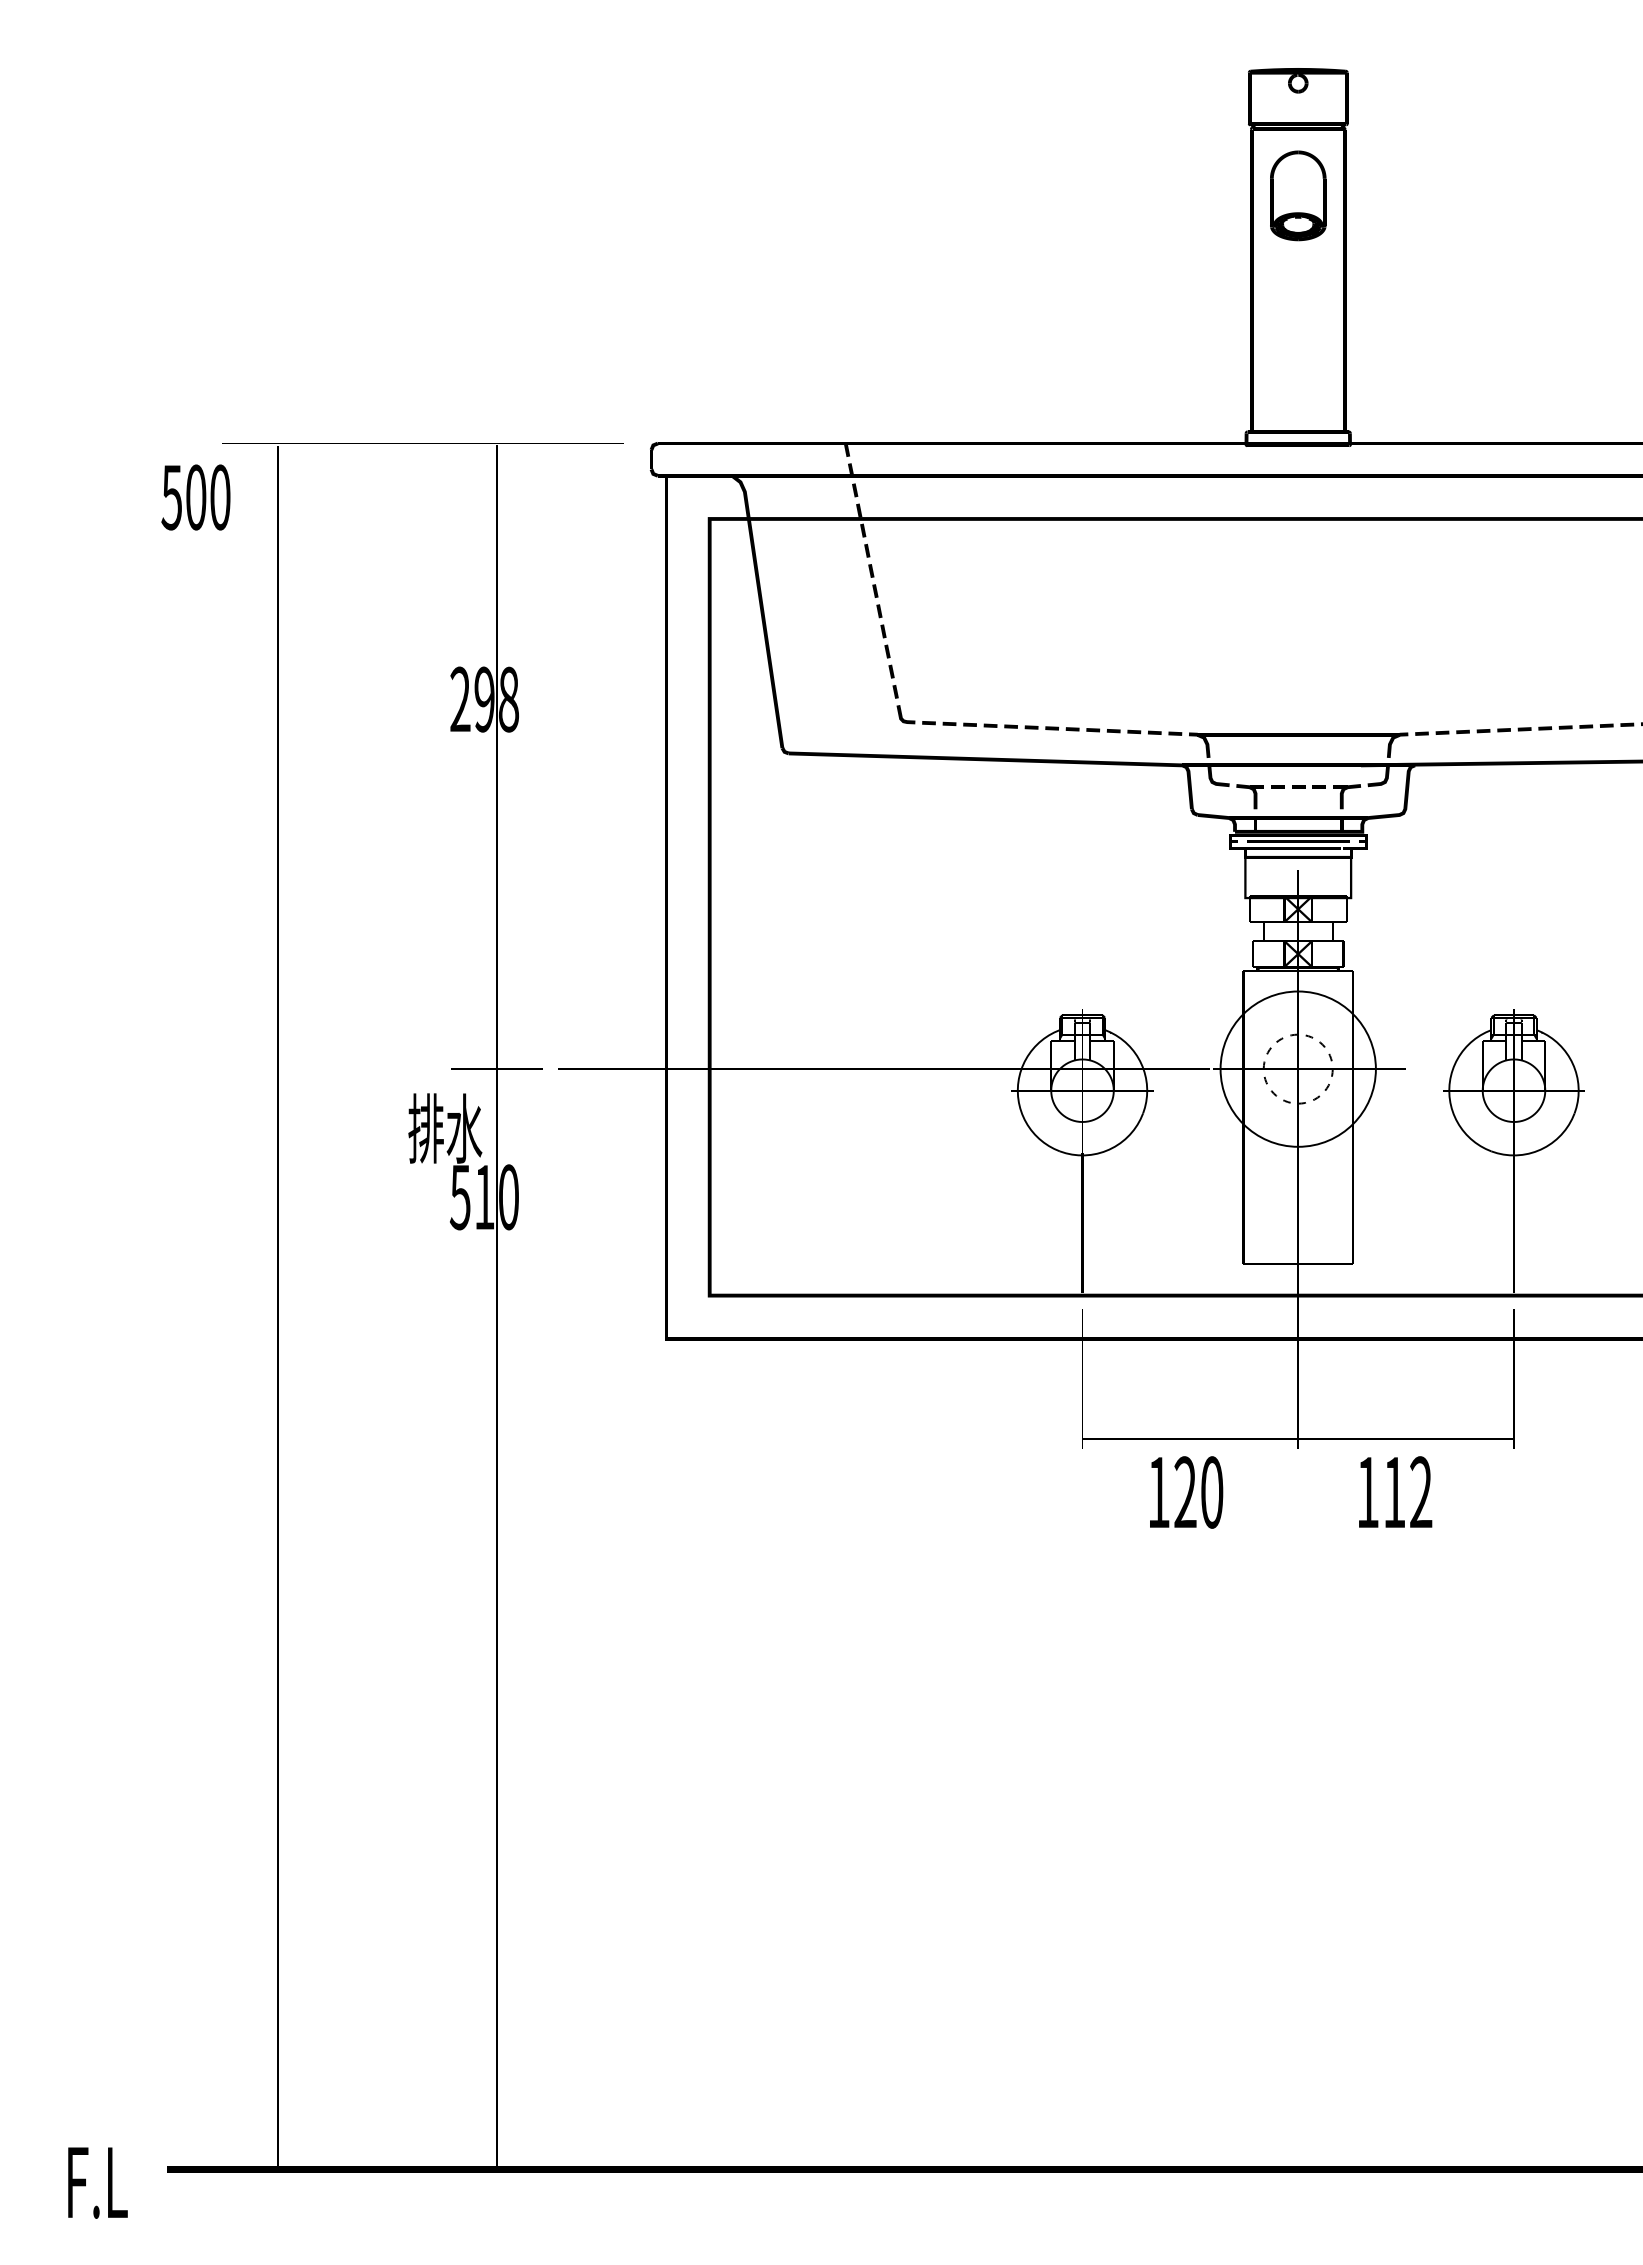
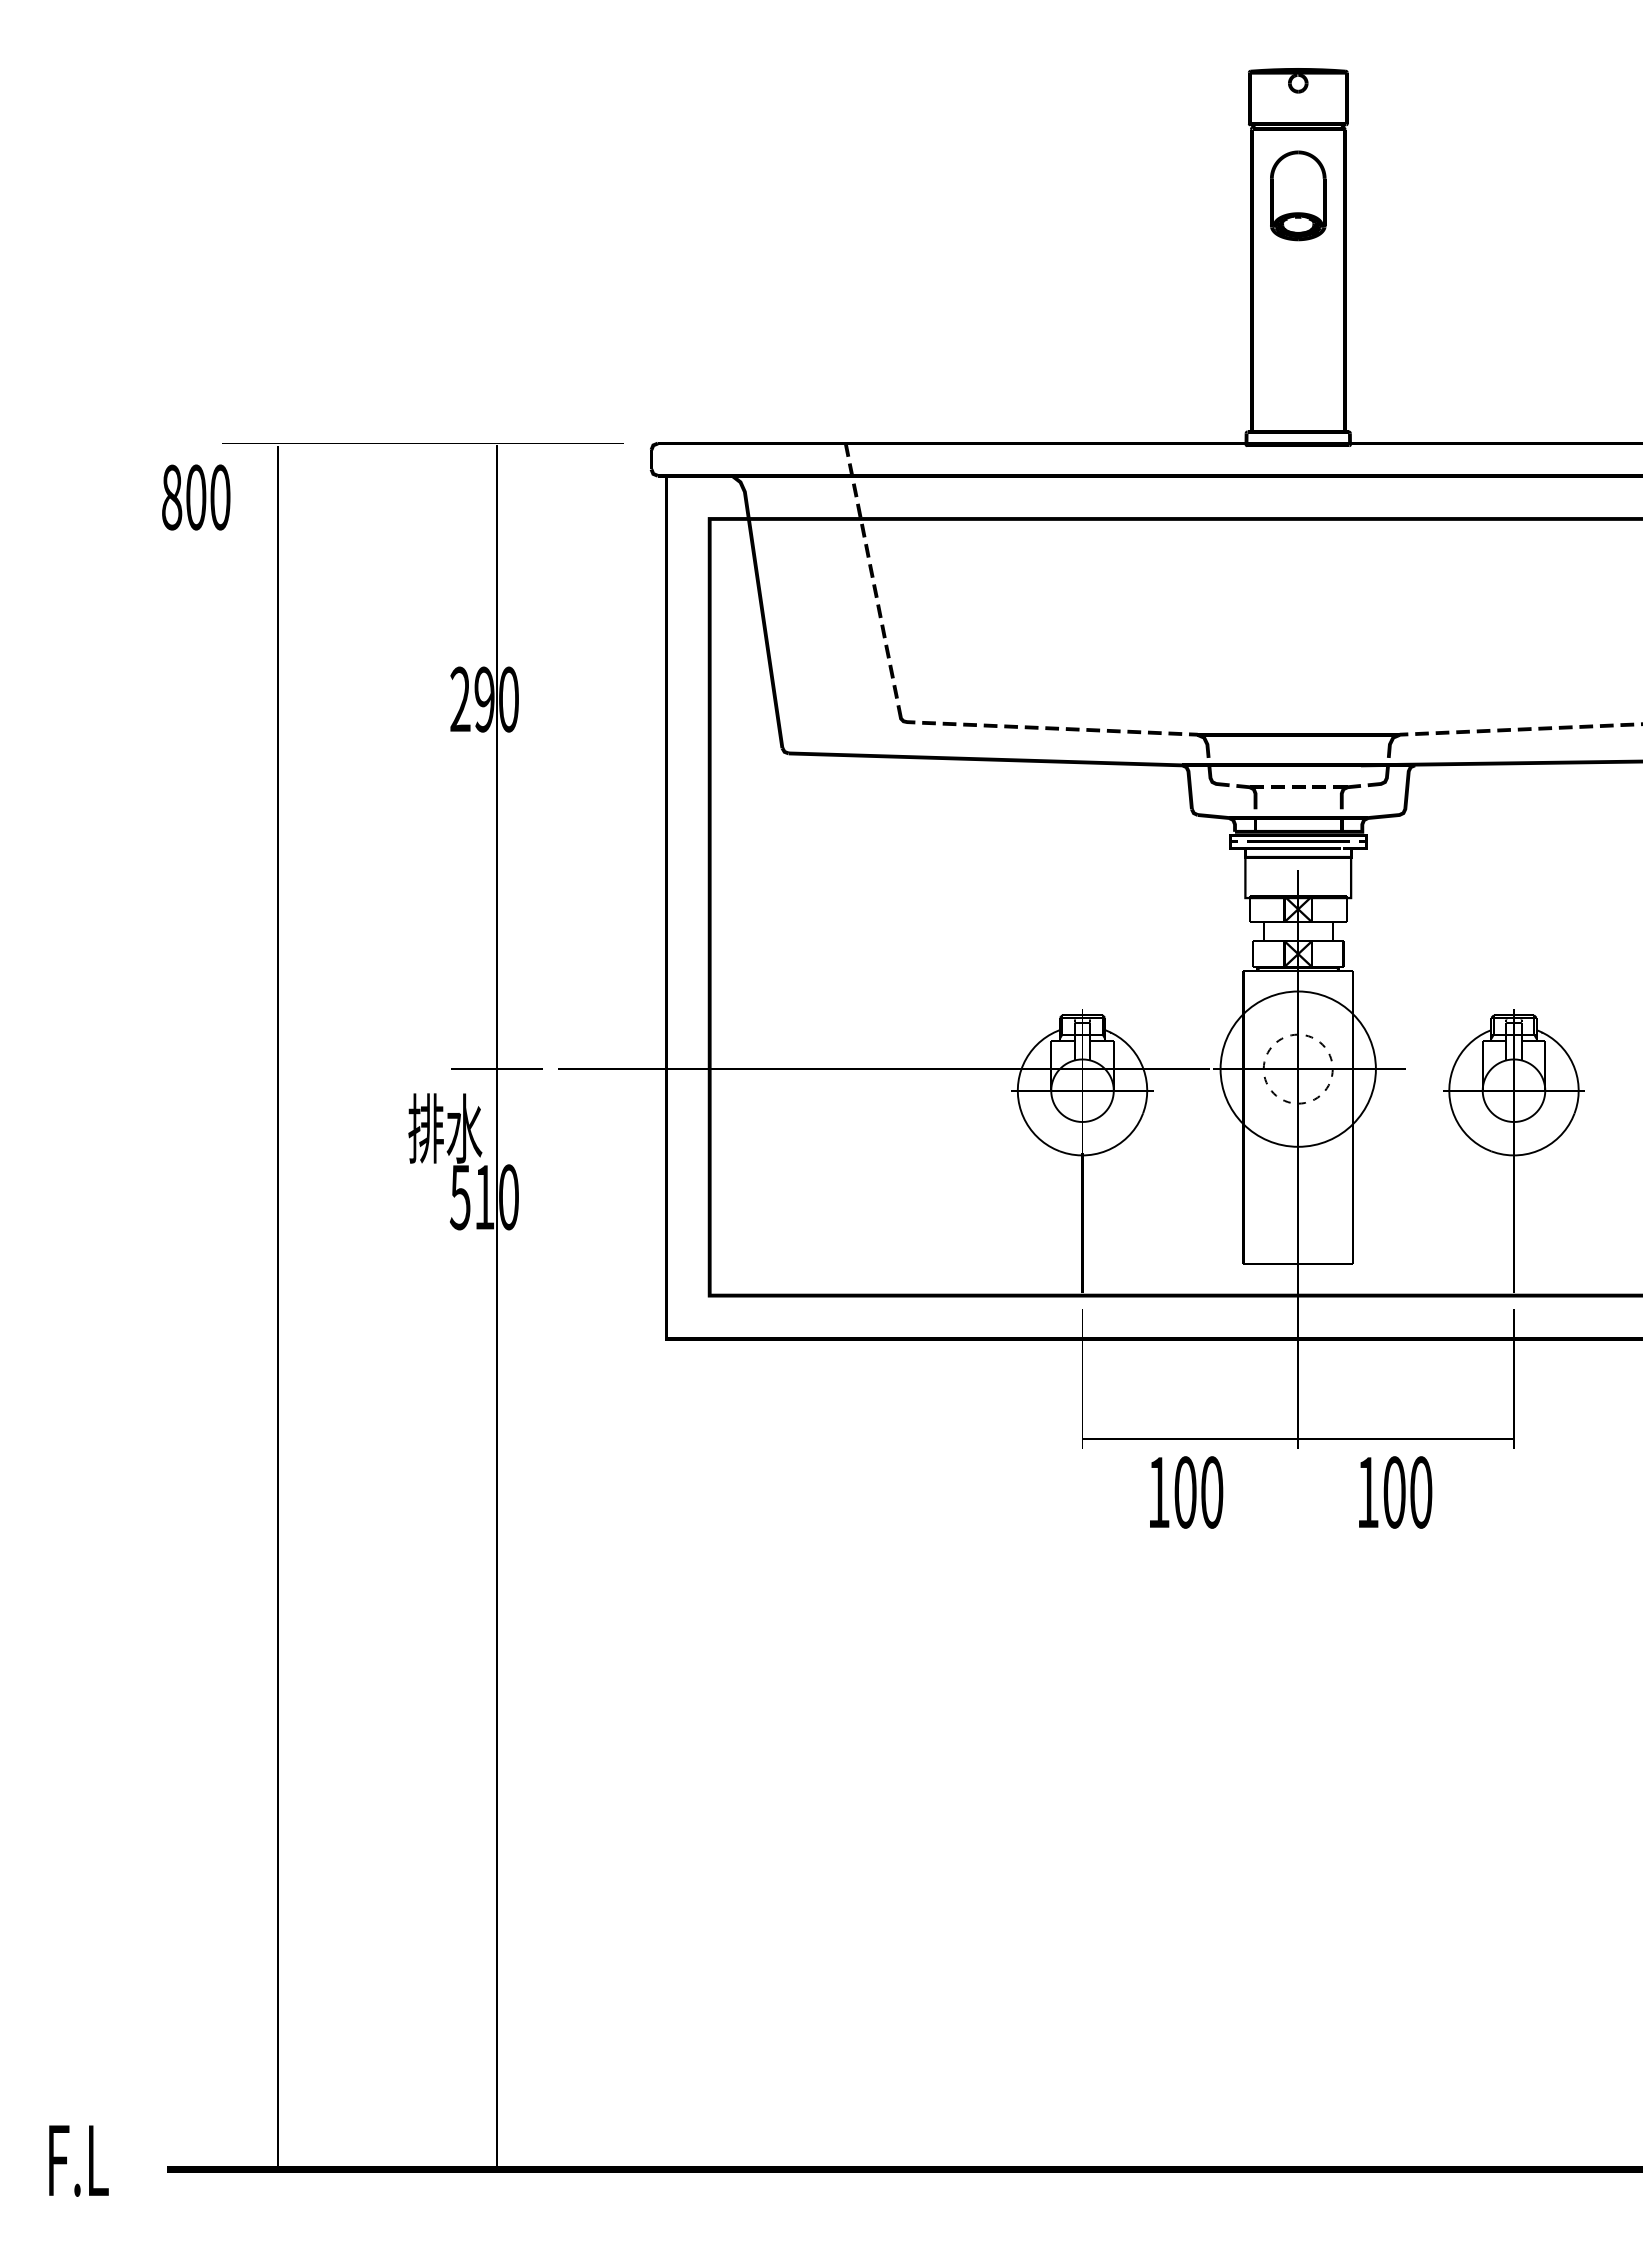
text: 500 -> 800 (171, 497)
text: 298 -> 290 (508, 699)
text: 120 -> 100 (1185, 1492)
text: 112 -> 100 (1407, 1492)
text position: (97, 2182) -> (78, 2160) (78, 2160)
